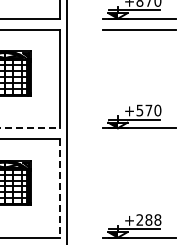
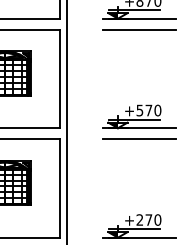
line: dashed -> solid (30, 128)
line: none -> present (139, 139)
line: dashed -> solid (59, 188)
text: +288 -> +270 (153, 219)
